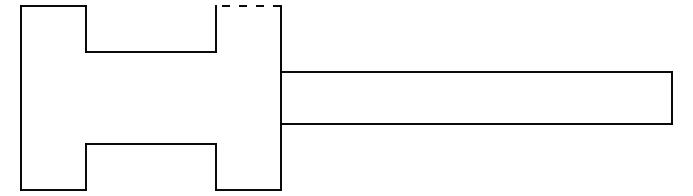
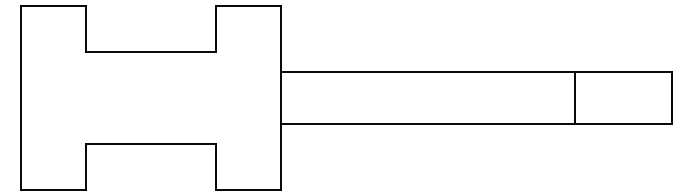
line: dashed -> solid (248, 5)
line: none -> present (574, 97)
